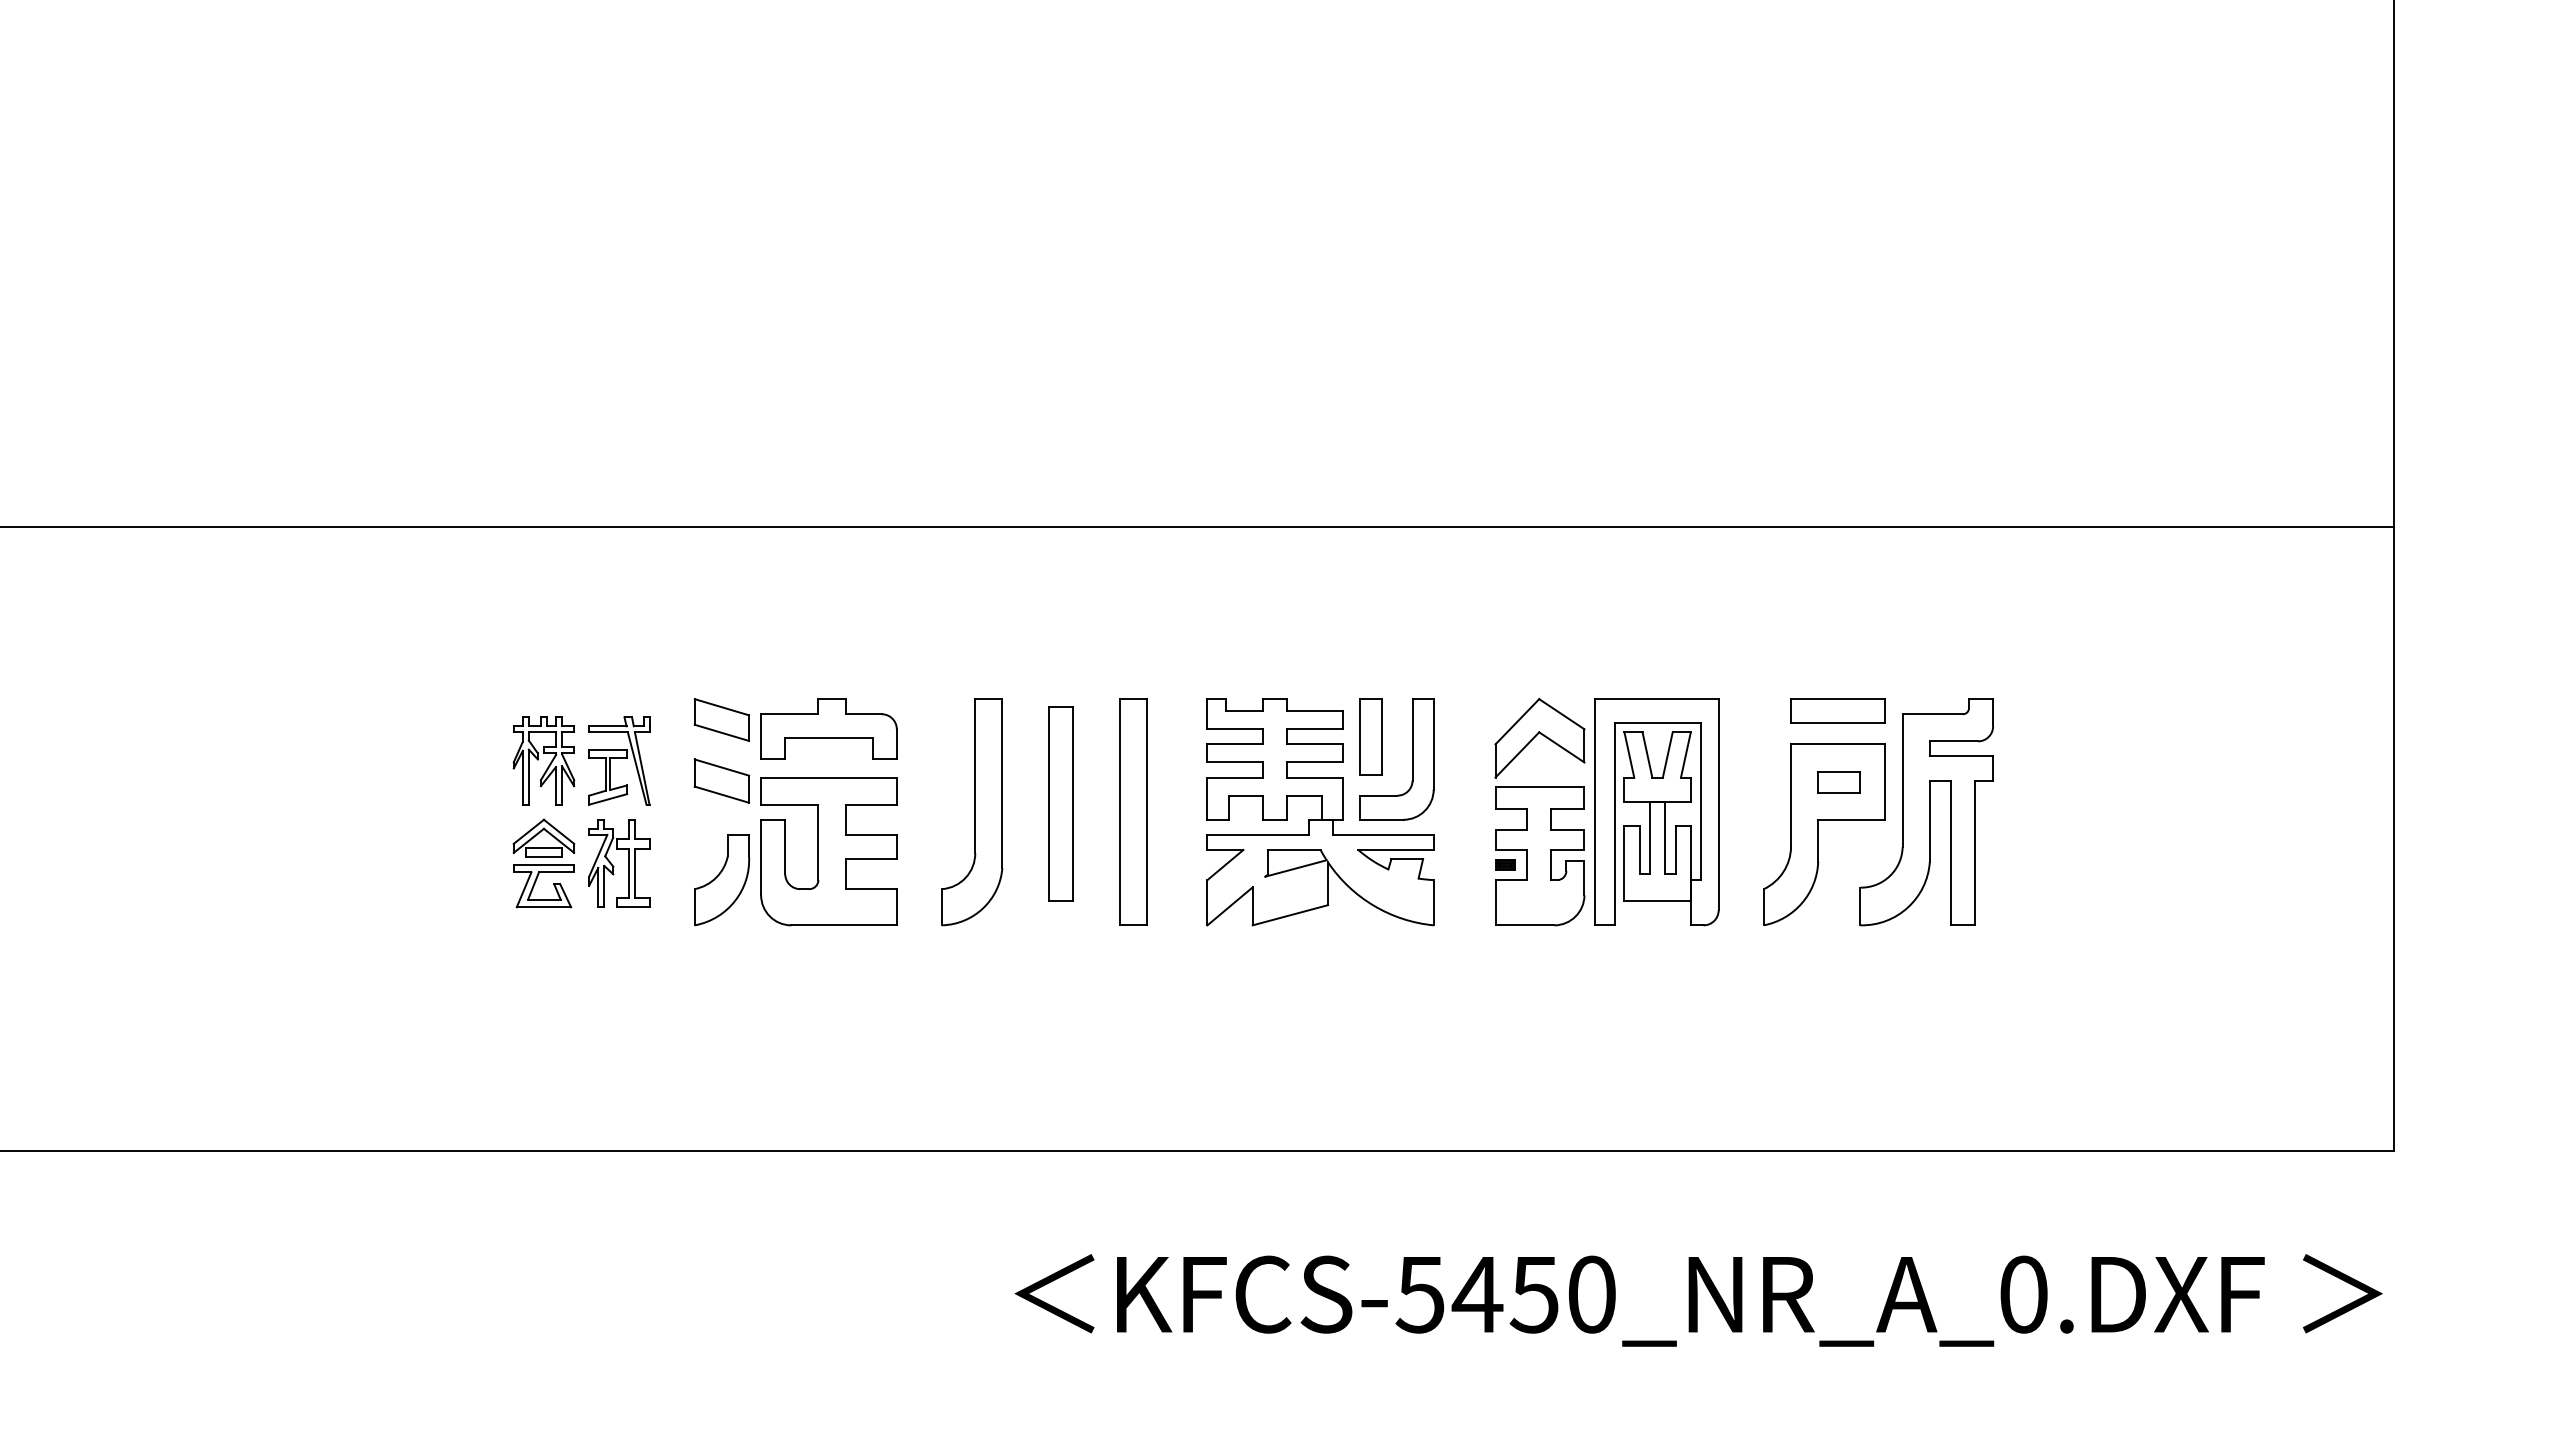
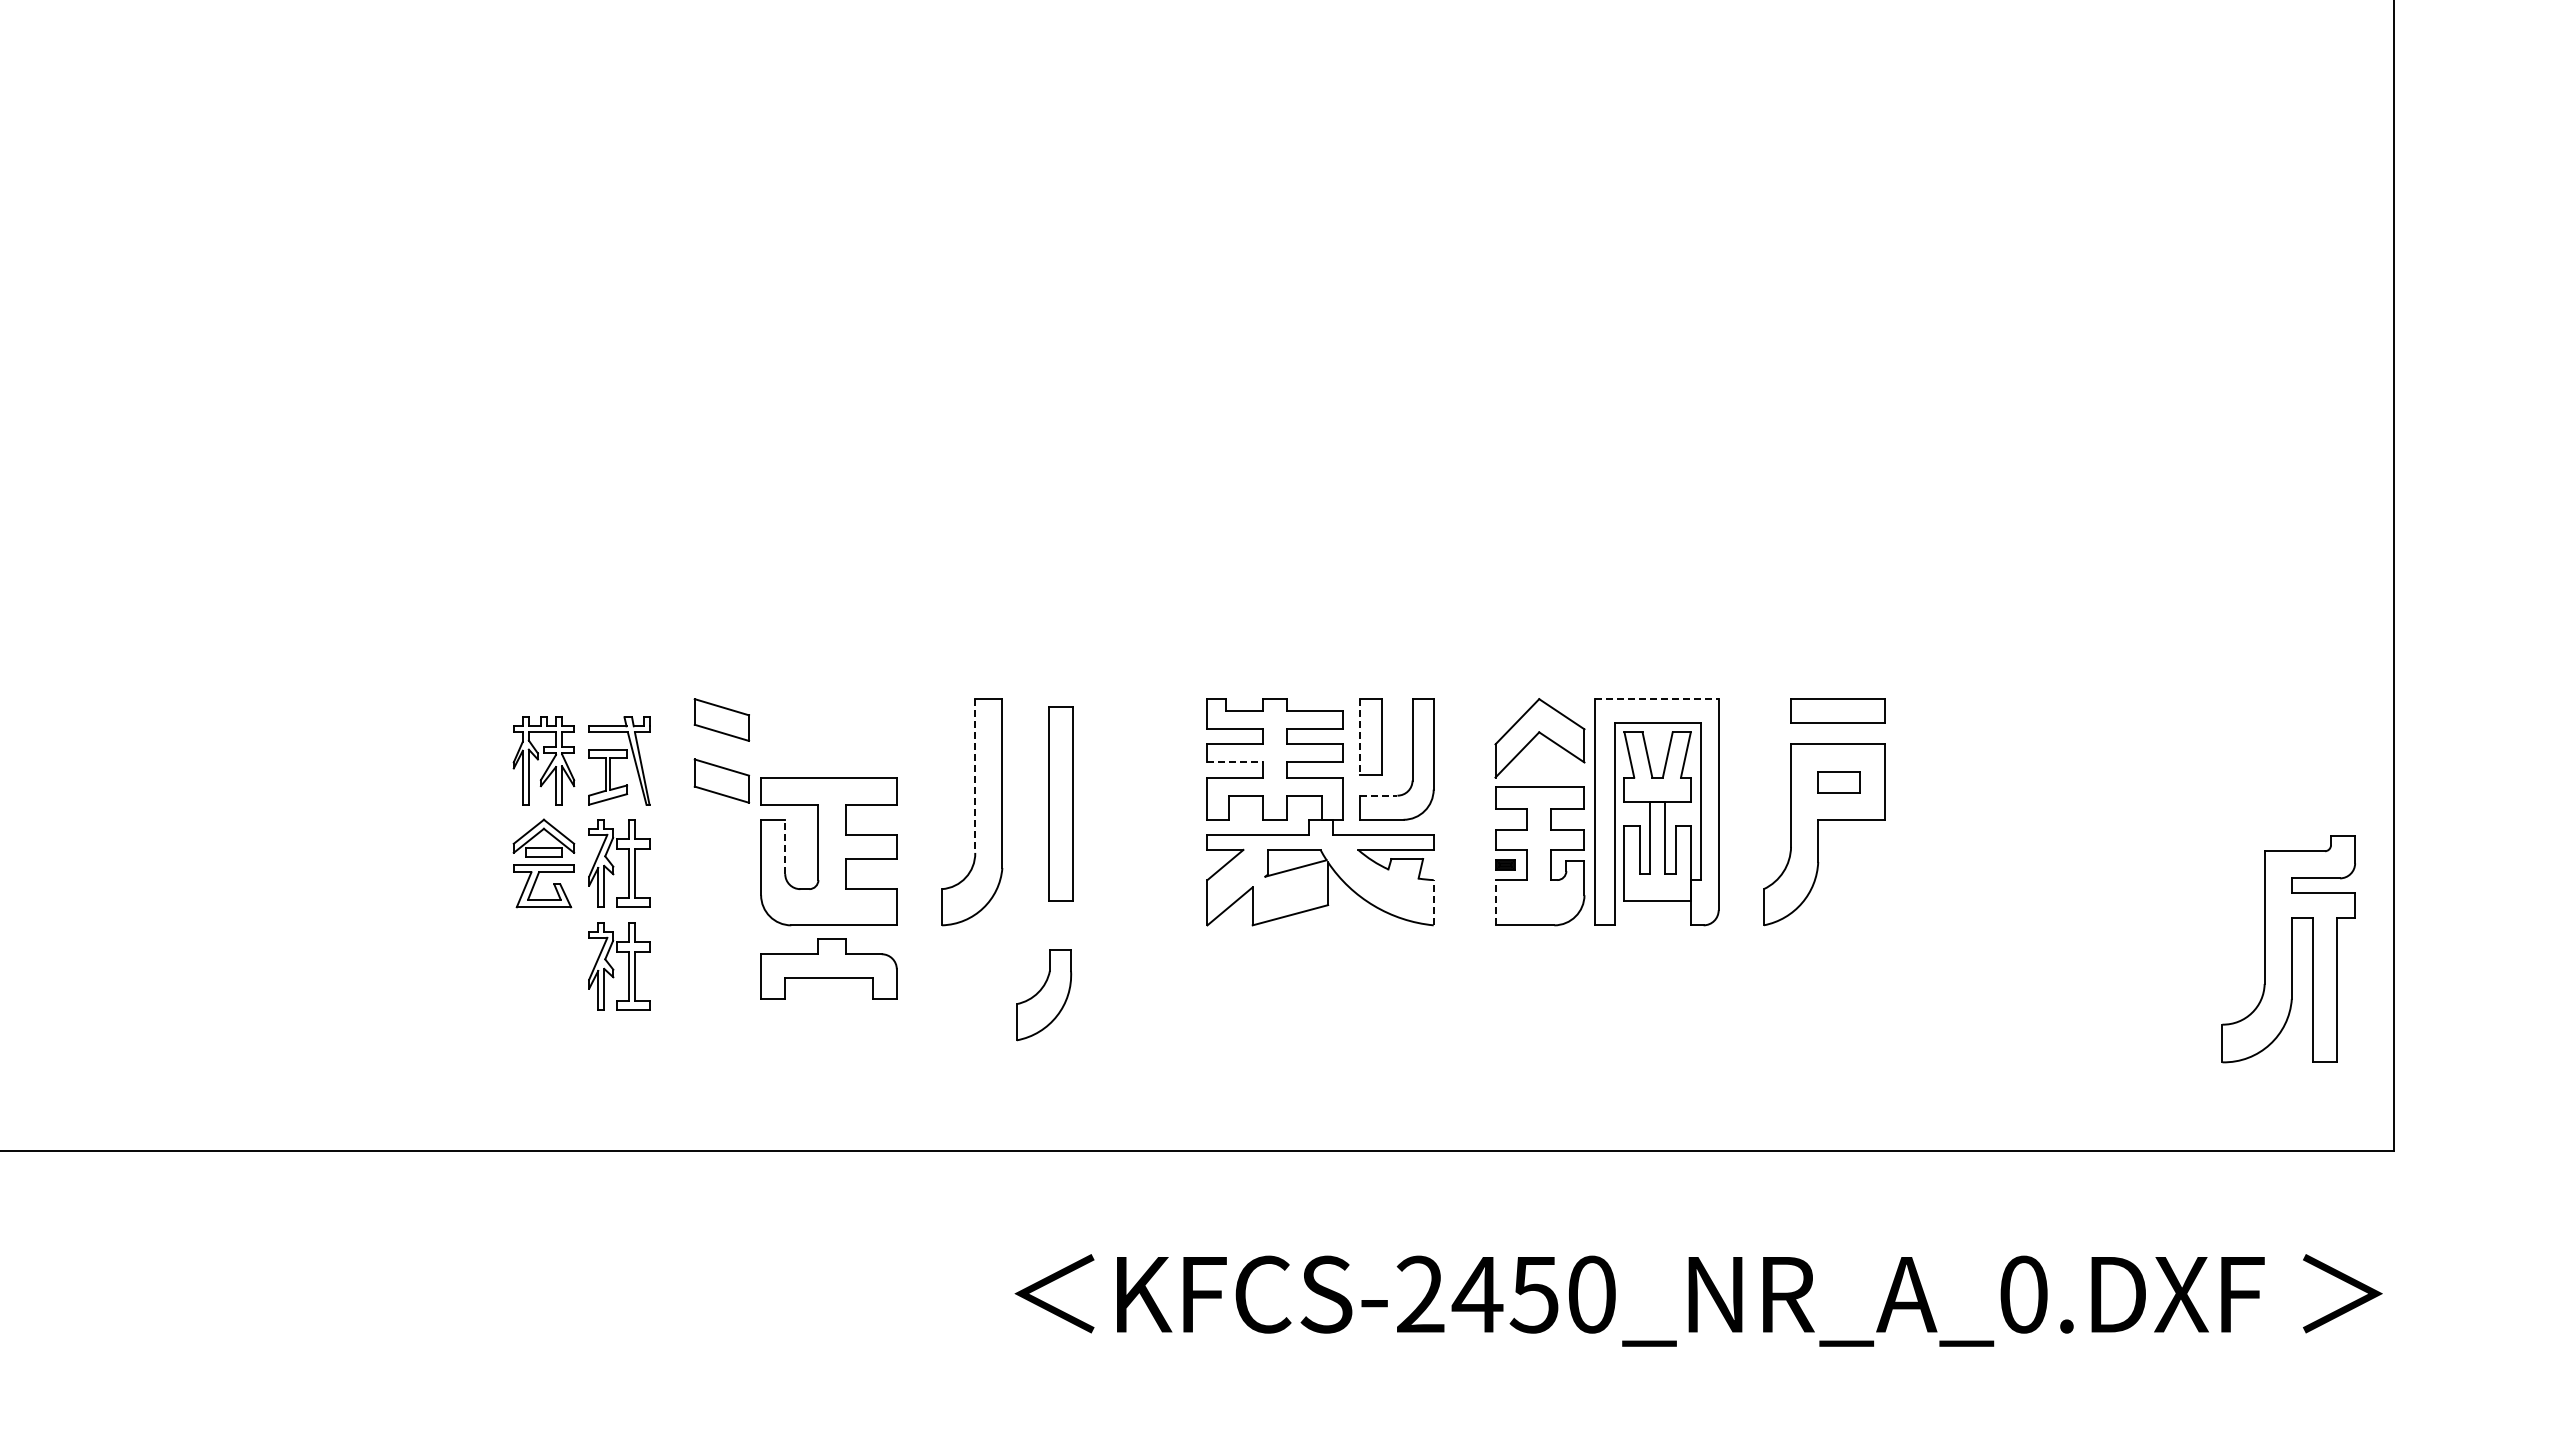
line: present -> none (1197, 527)
line: solid -> dashed (1656, 699)
part position: (828, 728) -> (828, 968) (828, 968)
line: solid -> dashed (1359, 736)
line: solid -> dashed (1235, 762)
line: solid -> dashed (975, 776)
line: solid -> dashed (1378, 795)
part: present -> none (1133, 811)
part position: (1926, 812) -> (2288, 949) (2288, 949)
line: solid -> dashed (785, 846)
part position: (722, 880) -> (1044, 995) (1044, 995)
line: solid -> dashed (1433, 902)
line: solid -> dashed (1495, 902)
part: none -> present (619, 966)
text: KFCS-5450_NR_A_0.DXF -> KFCS-2450_NR_A_0.DXF (1419, 1294)
